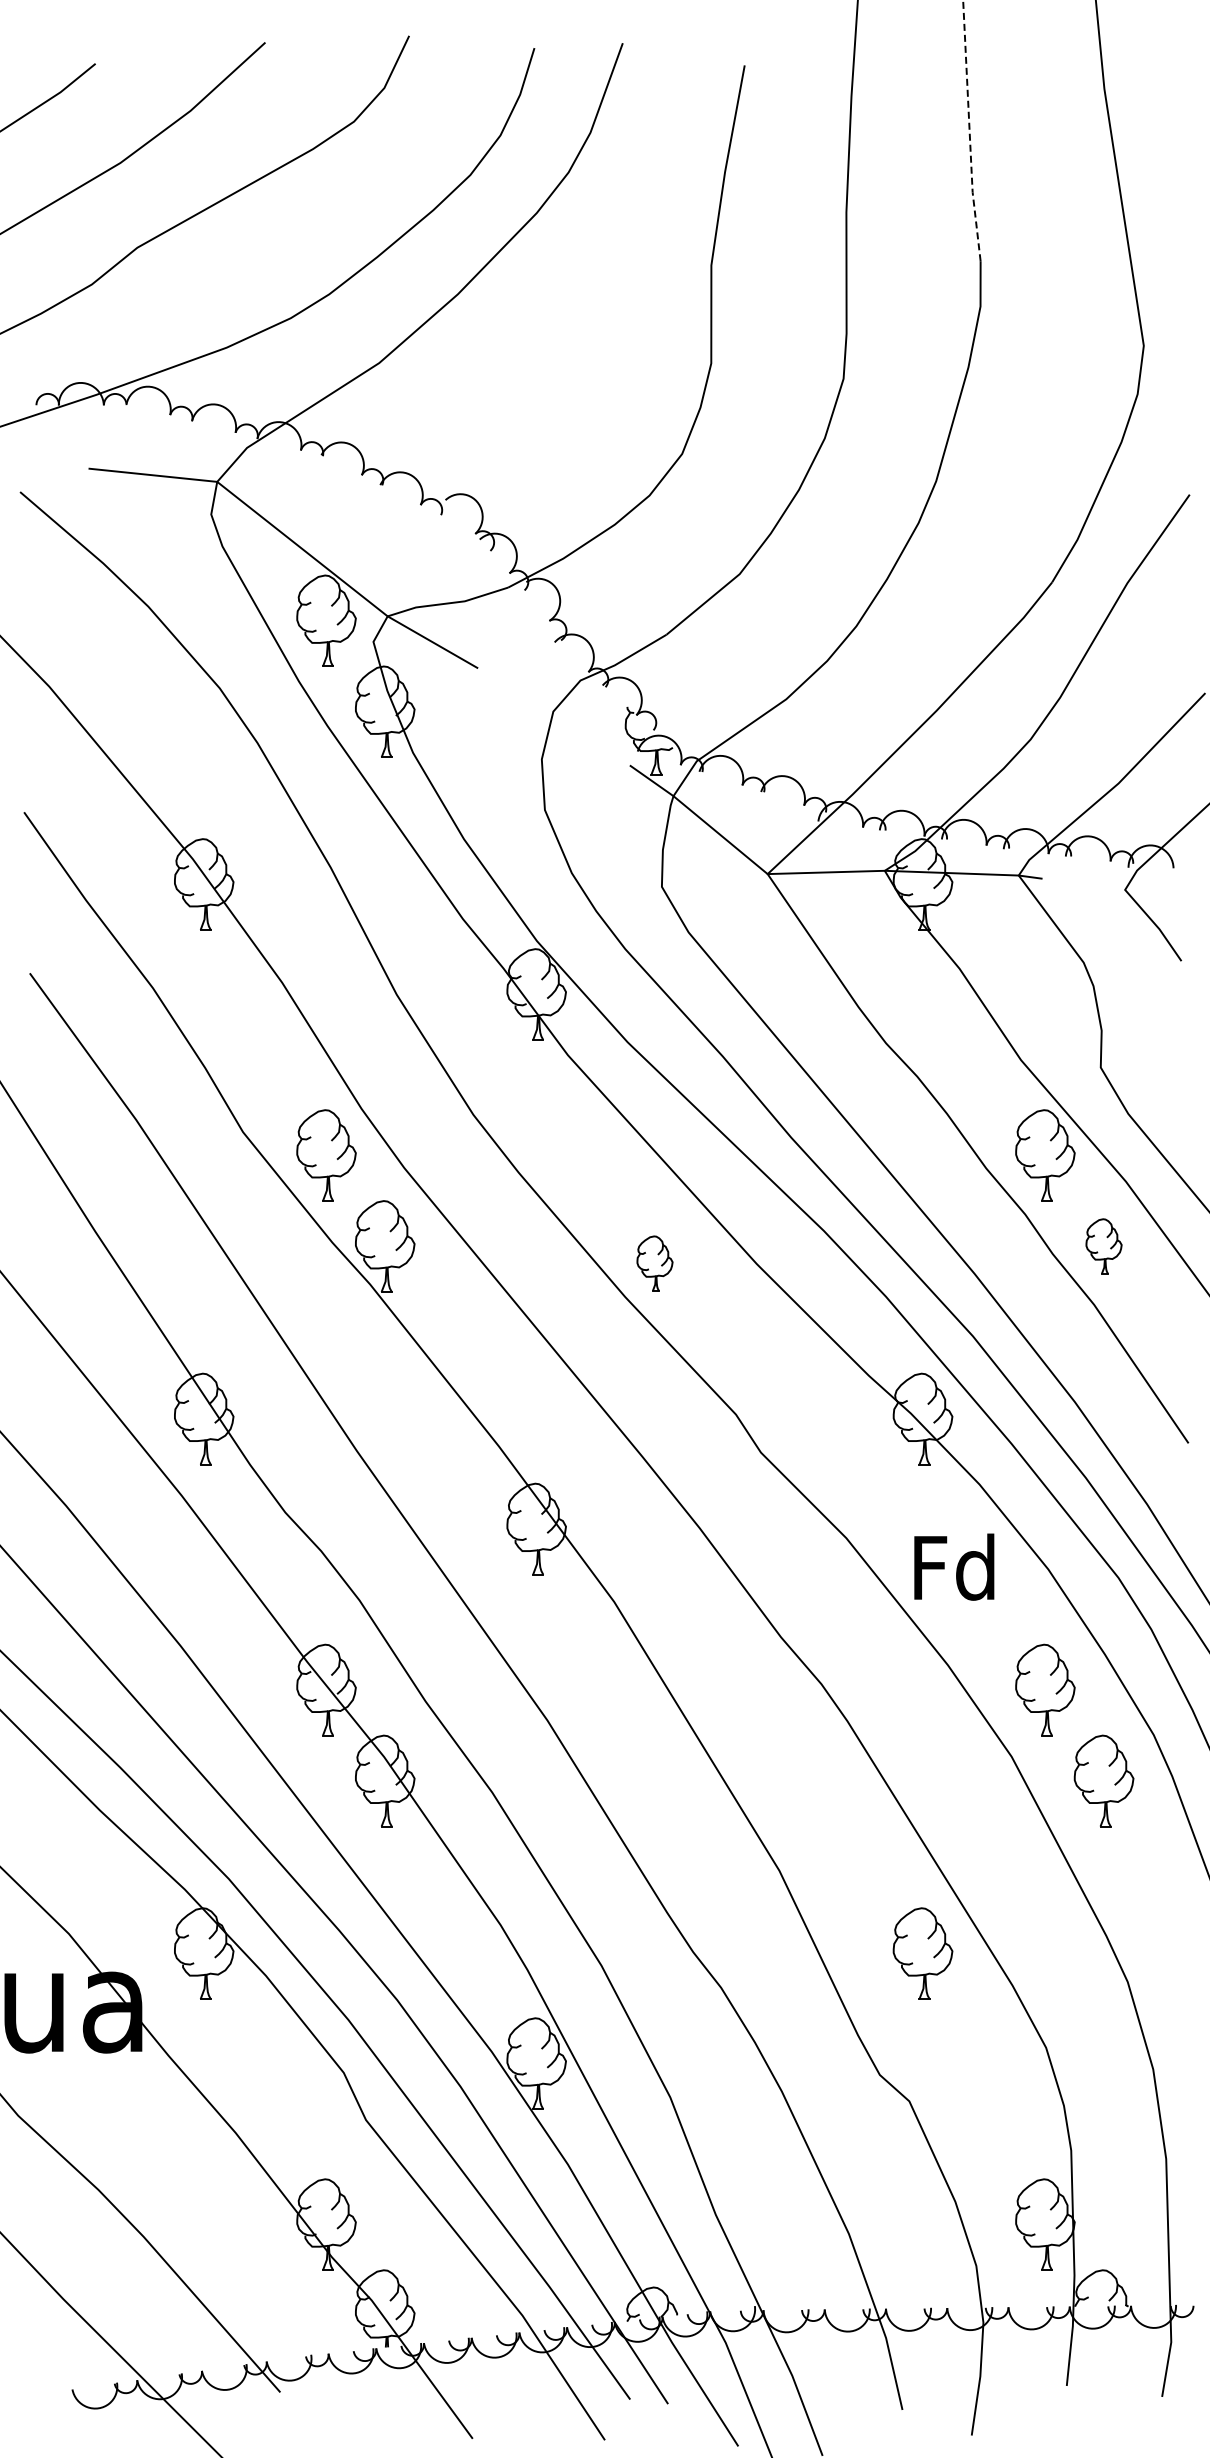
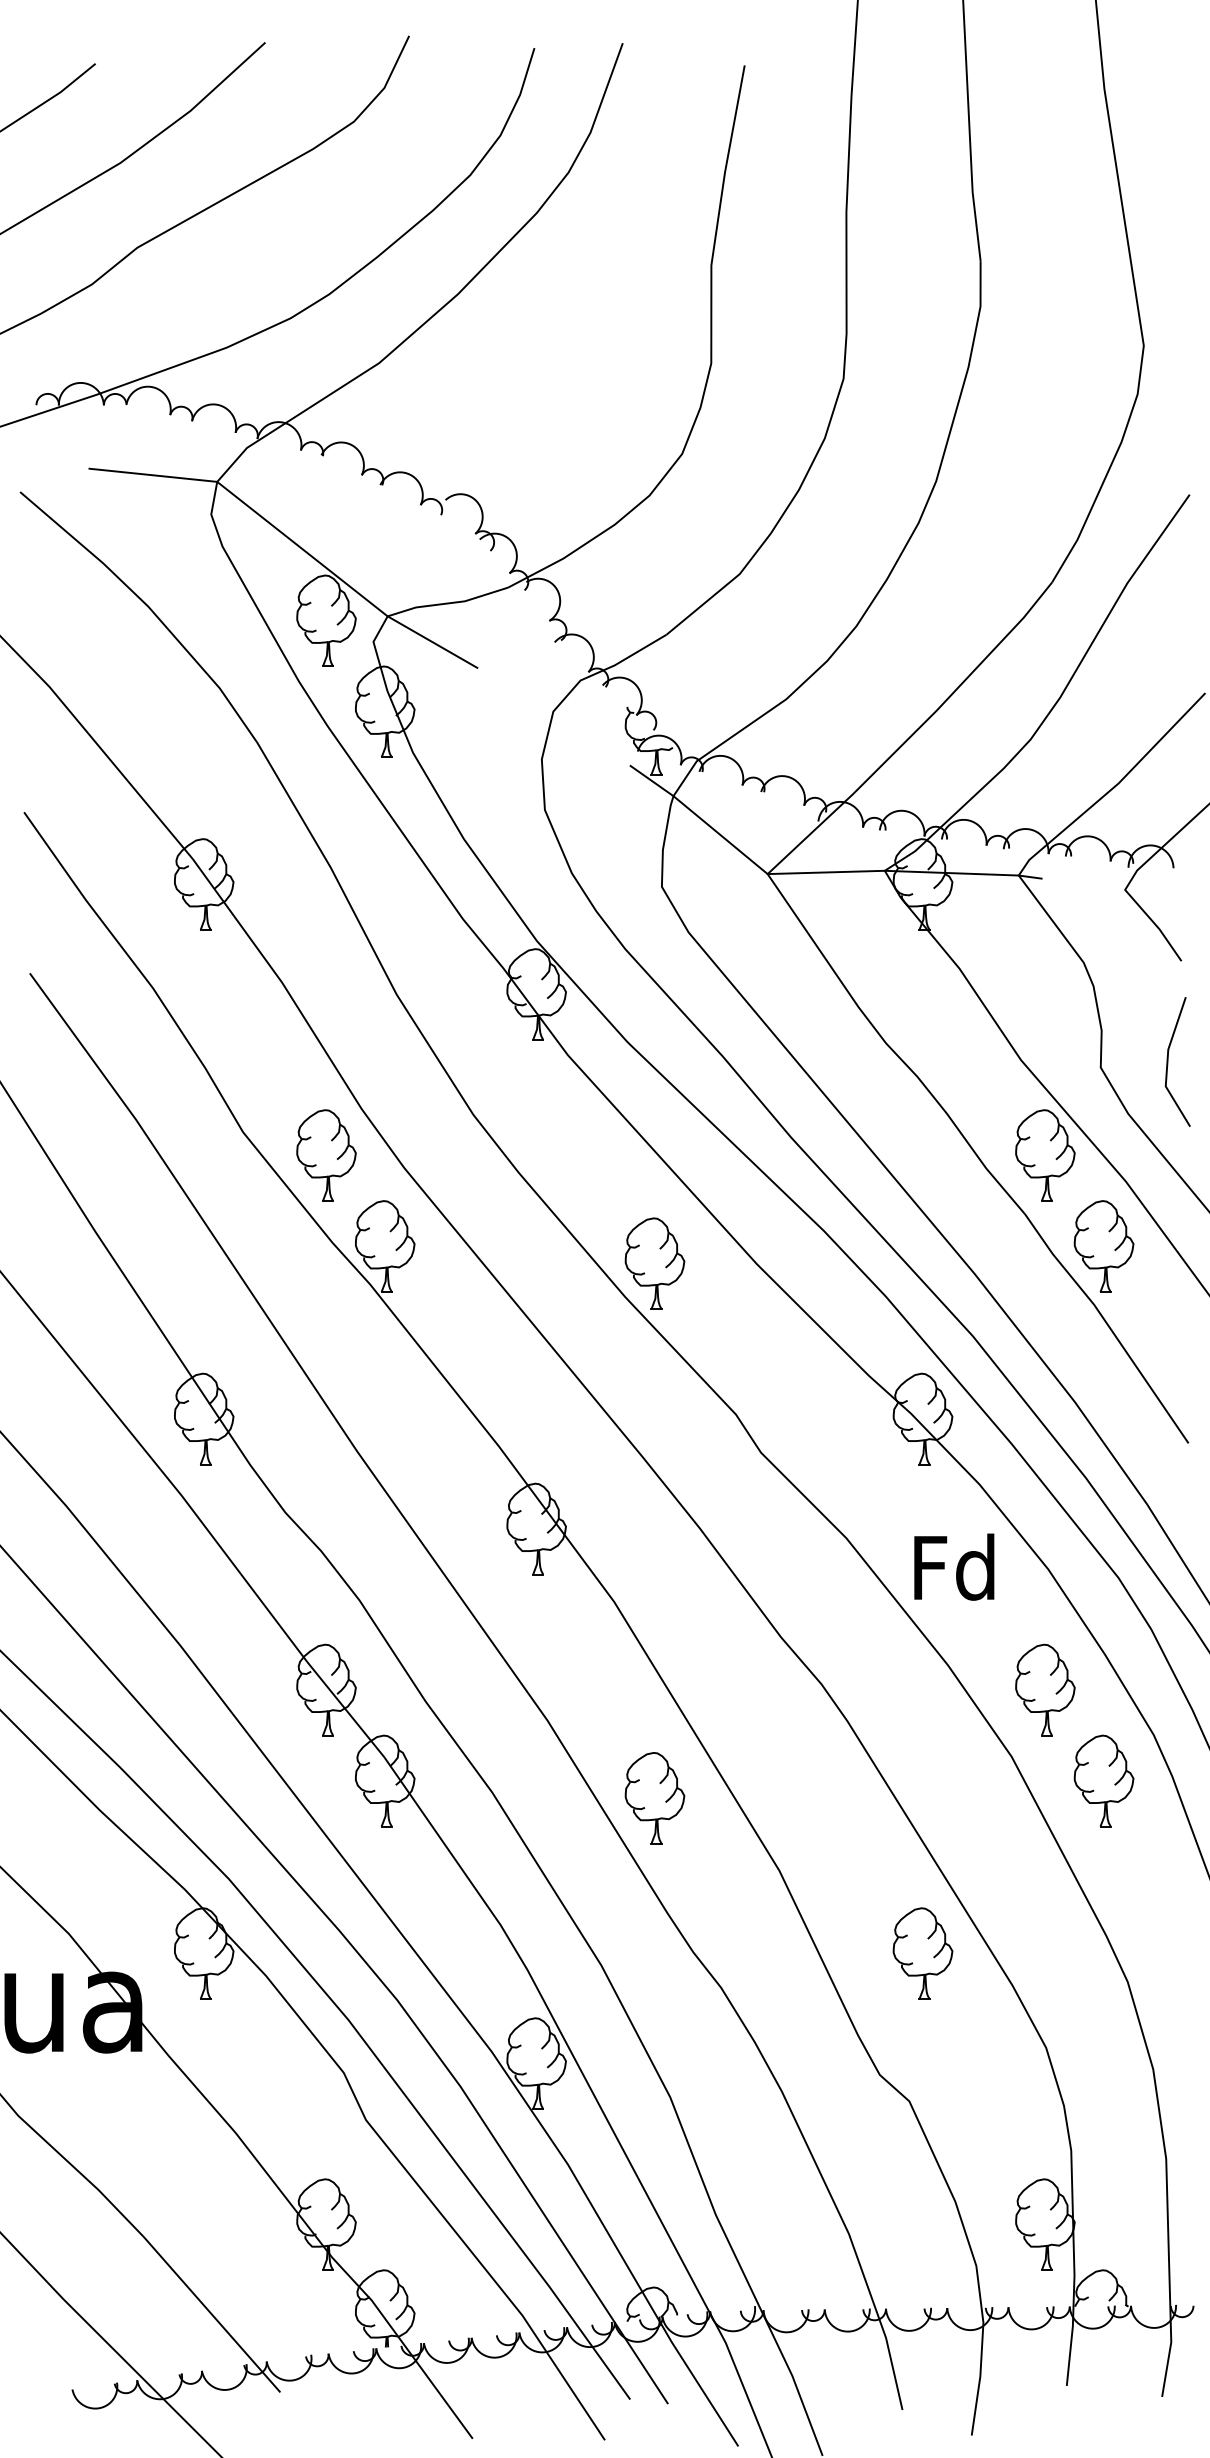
line: dashed -> solid (969, 131)
line: none -> present (1168, 1061)
part size: 38x57 px -> 62x93 px (1103, 1246)
part size: 38x57 px -> 62x93 px (654, 1263)
part: none -> present (654, 1798)
